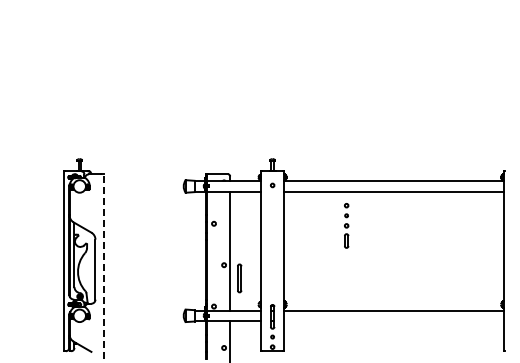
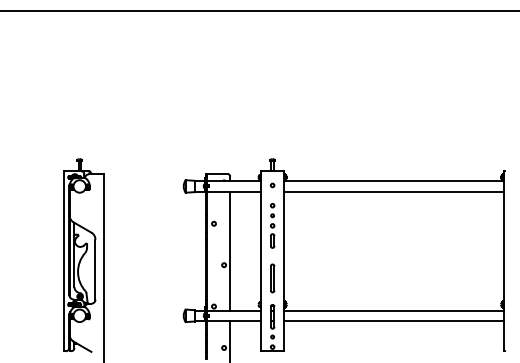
line: none -> present (259, 11)
part position: (346, 225) -> (272, 225) (272, 225)
line: dashed -> solid (103, 268)
part position: (239, 278) -> (272, 278) (272, 278)
line: none -> present (393, 320)
